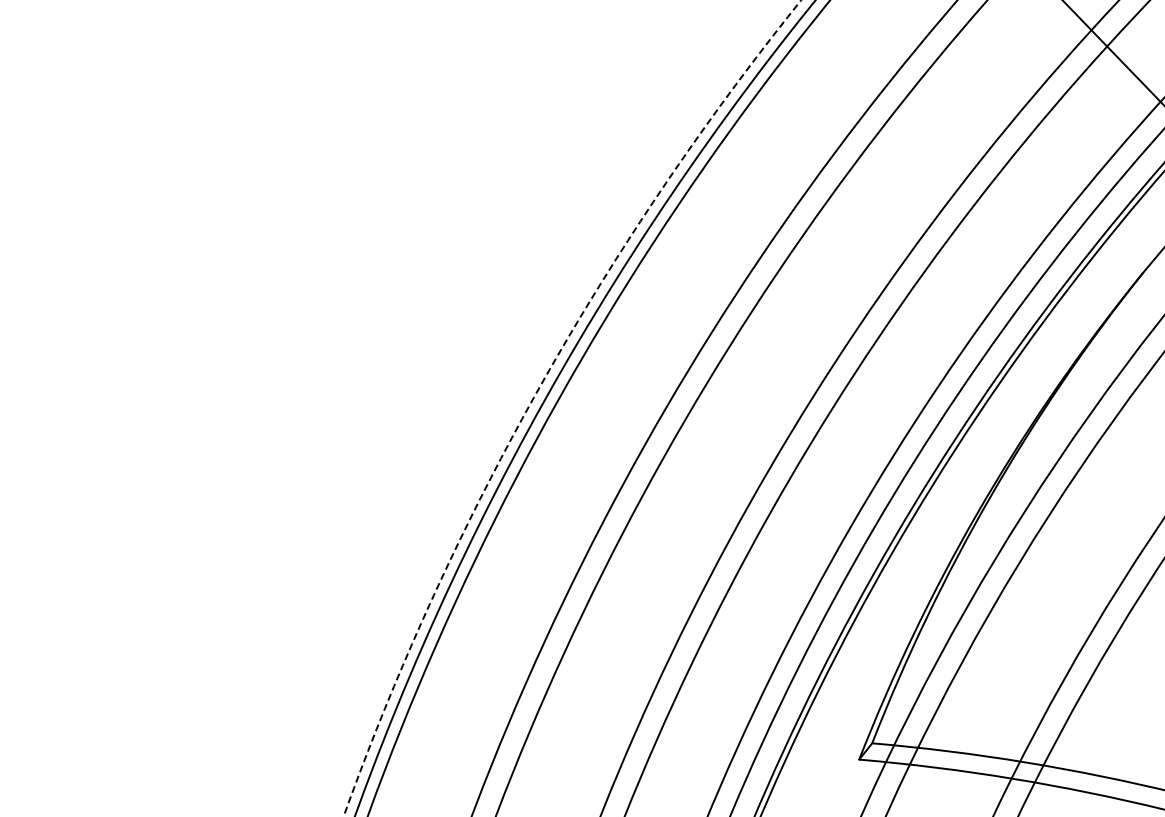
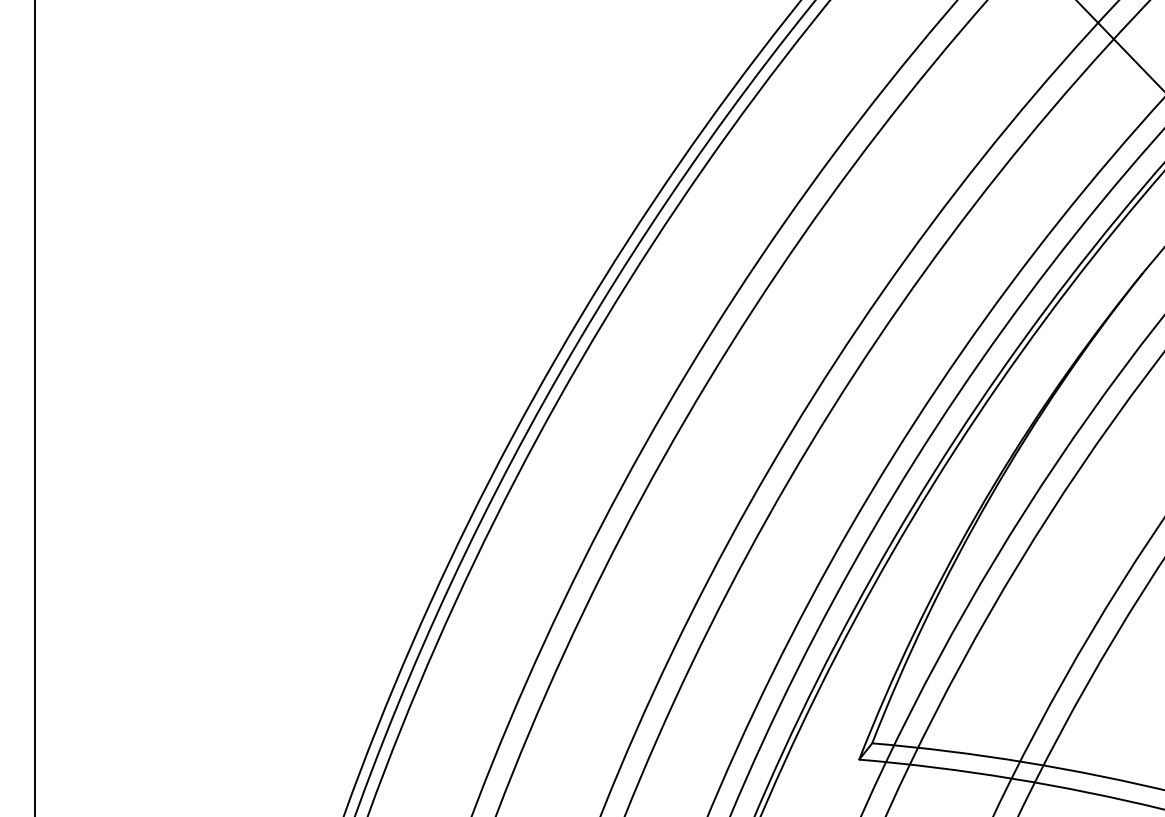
line position: (1112, 52) -> (1119, 45) (1119, 45)
arc: dashed -> solid (538, 390)
line: none -> present (34, 407)
